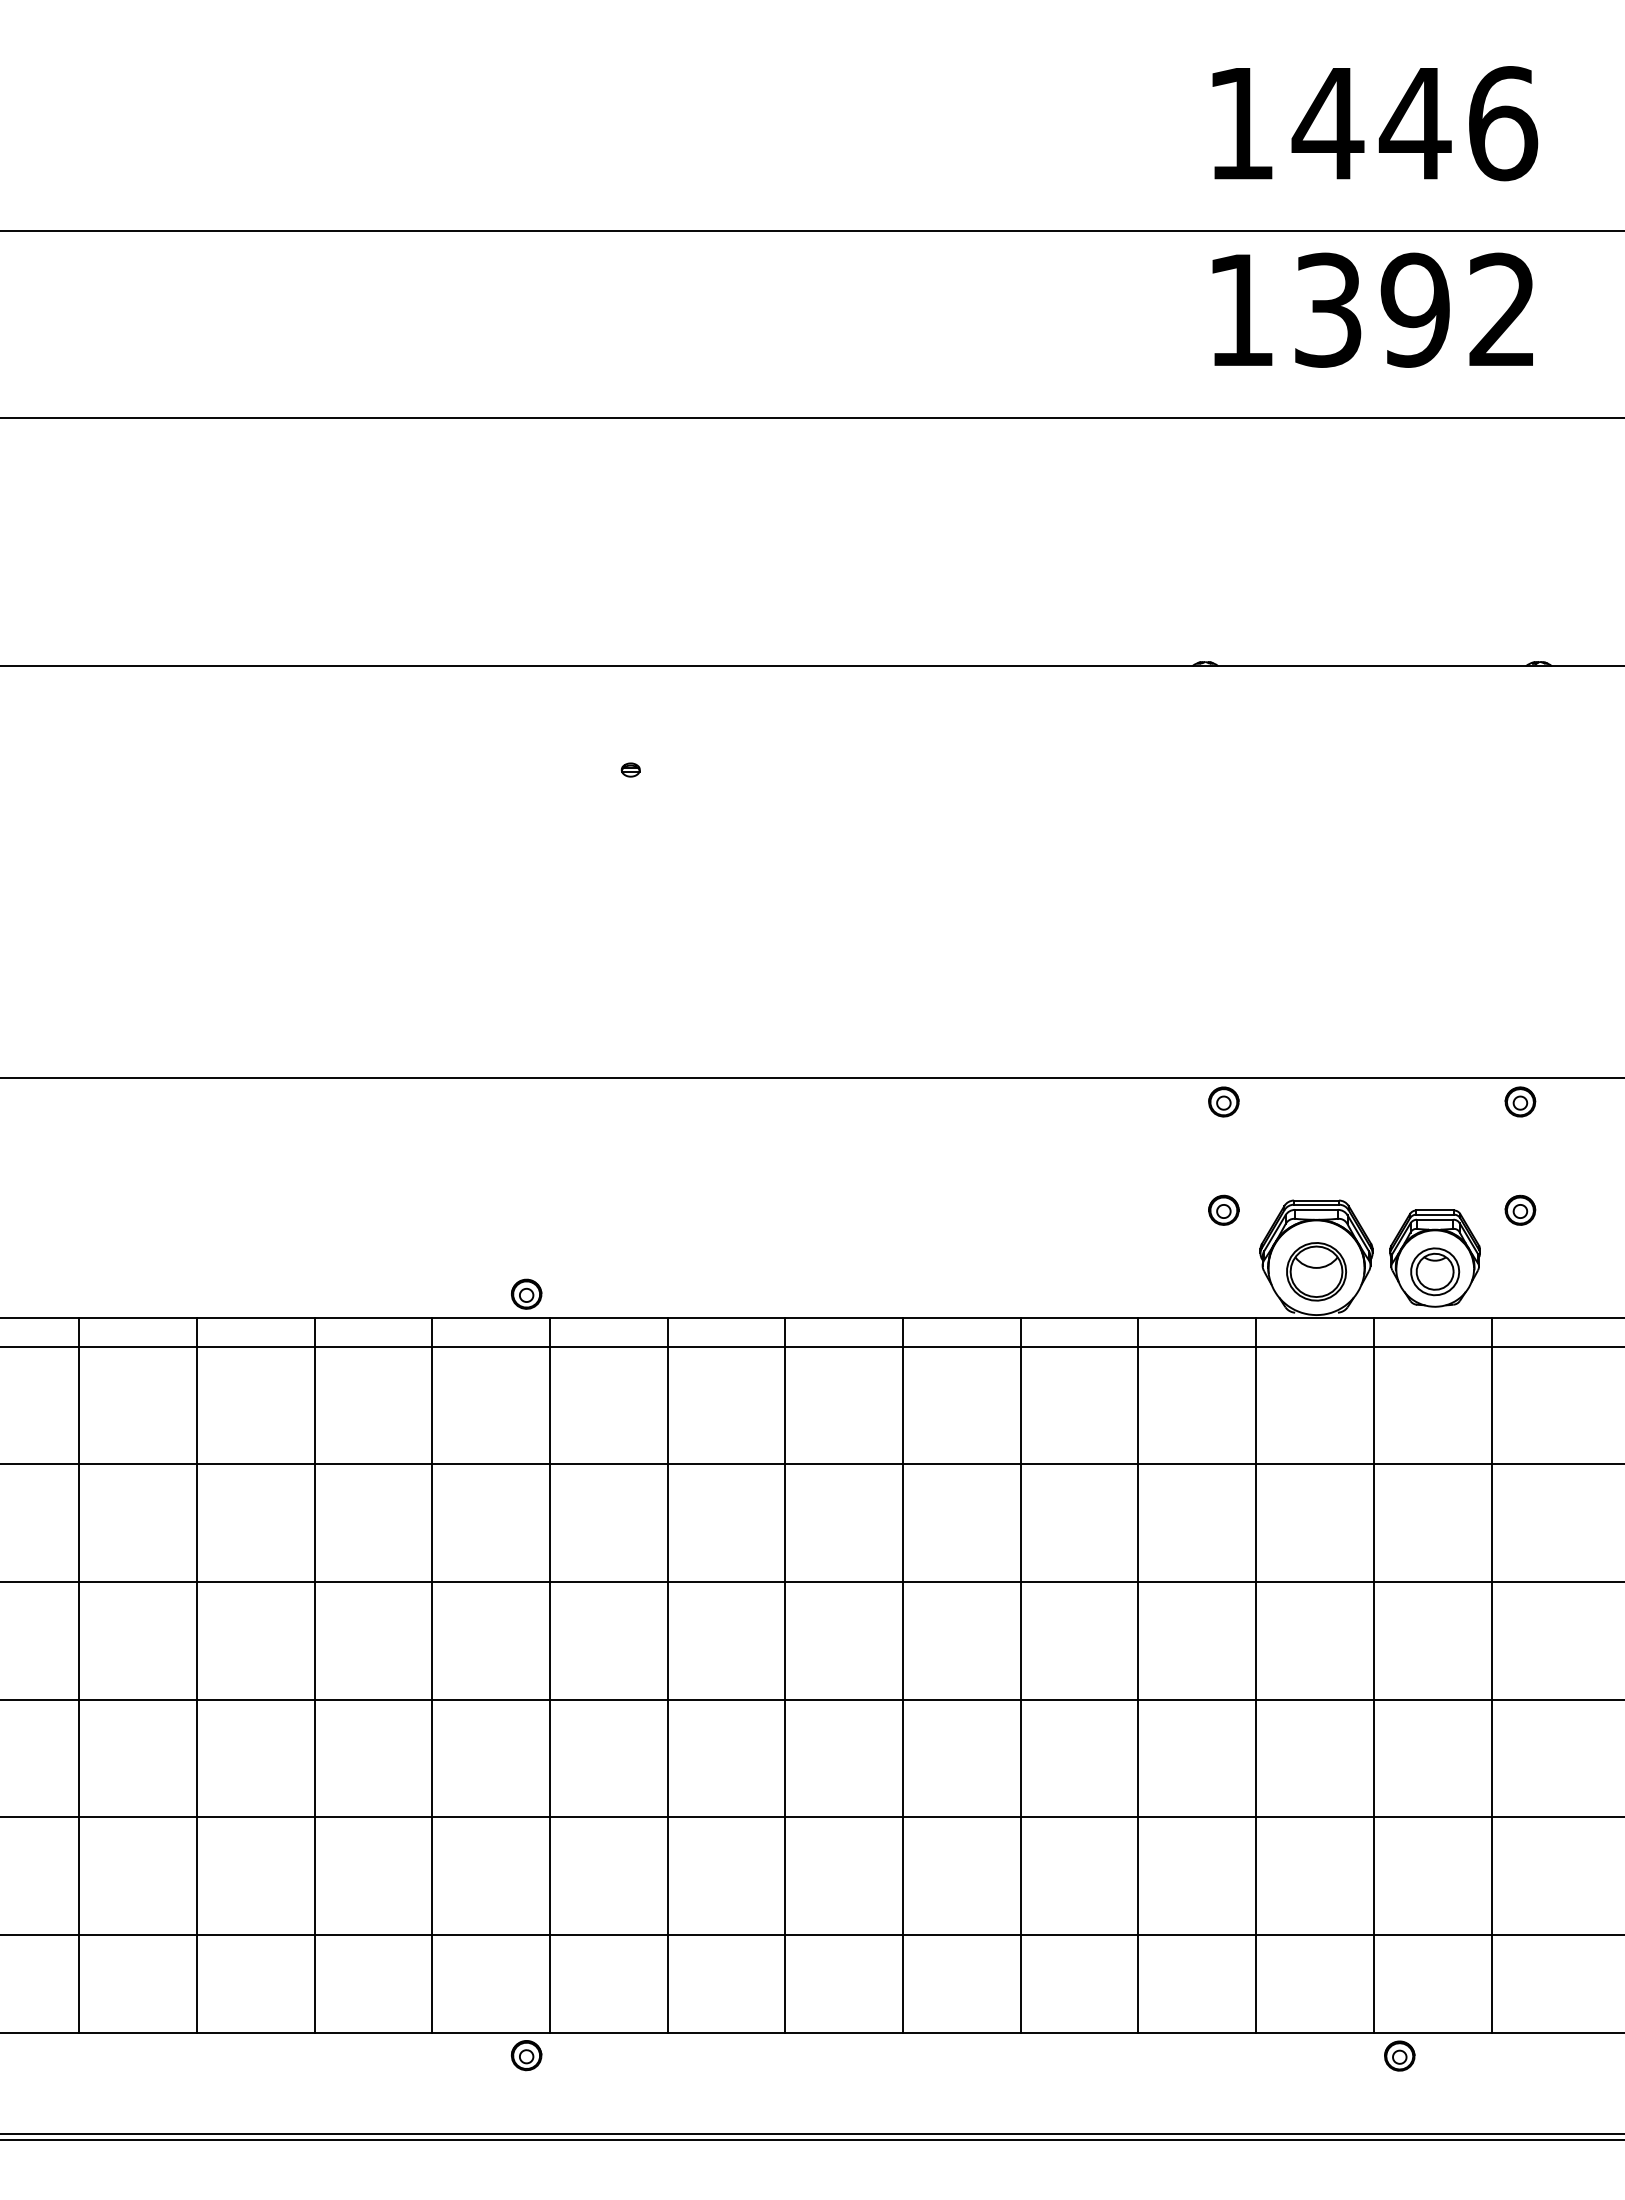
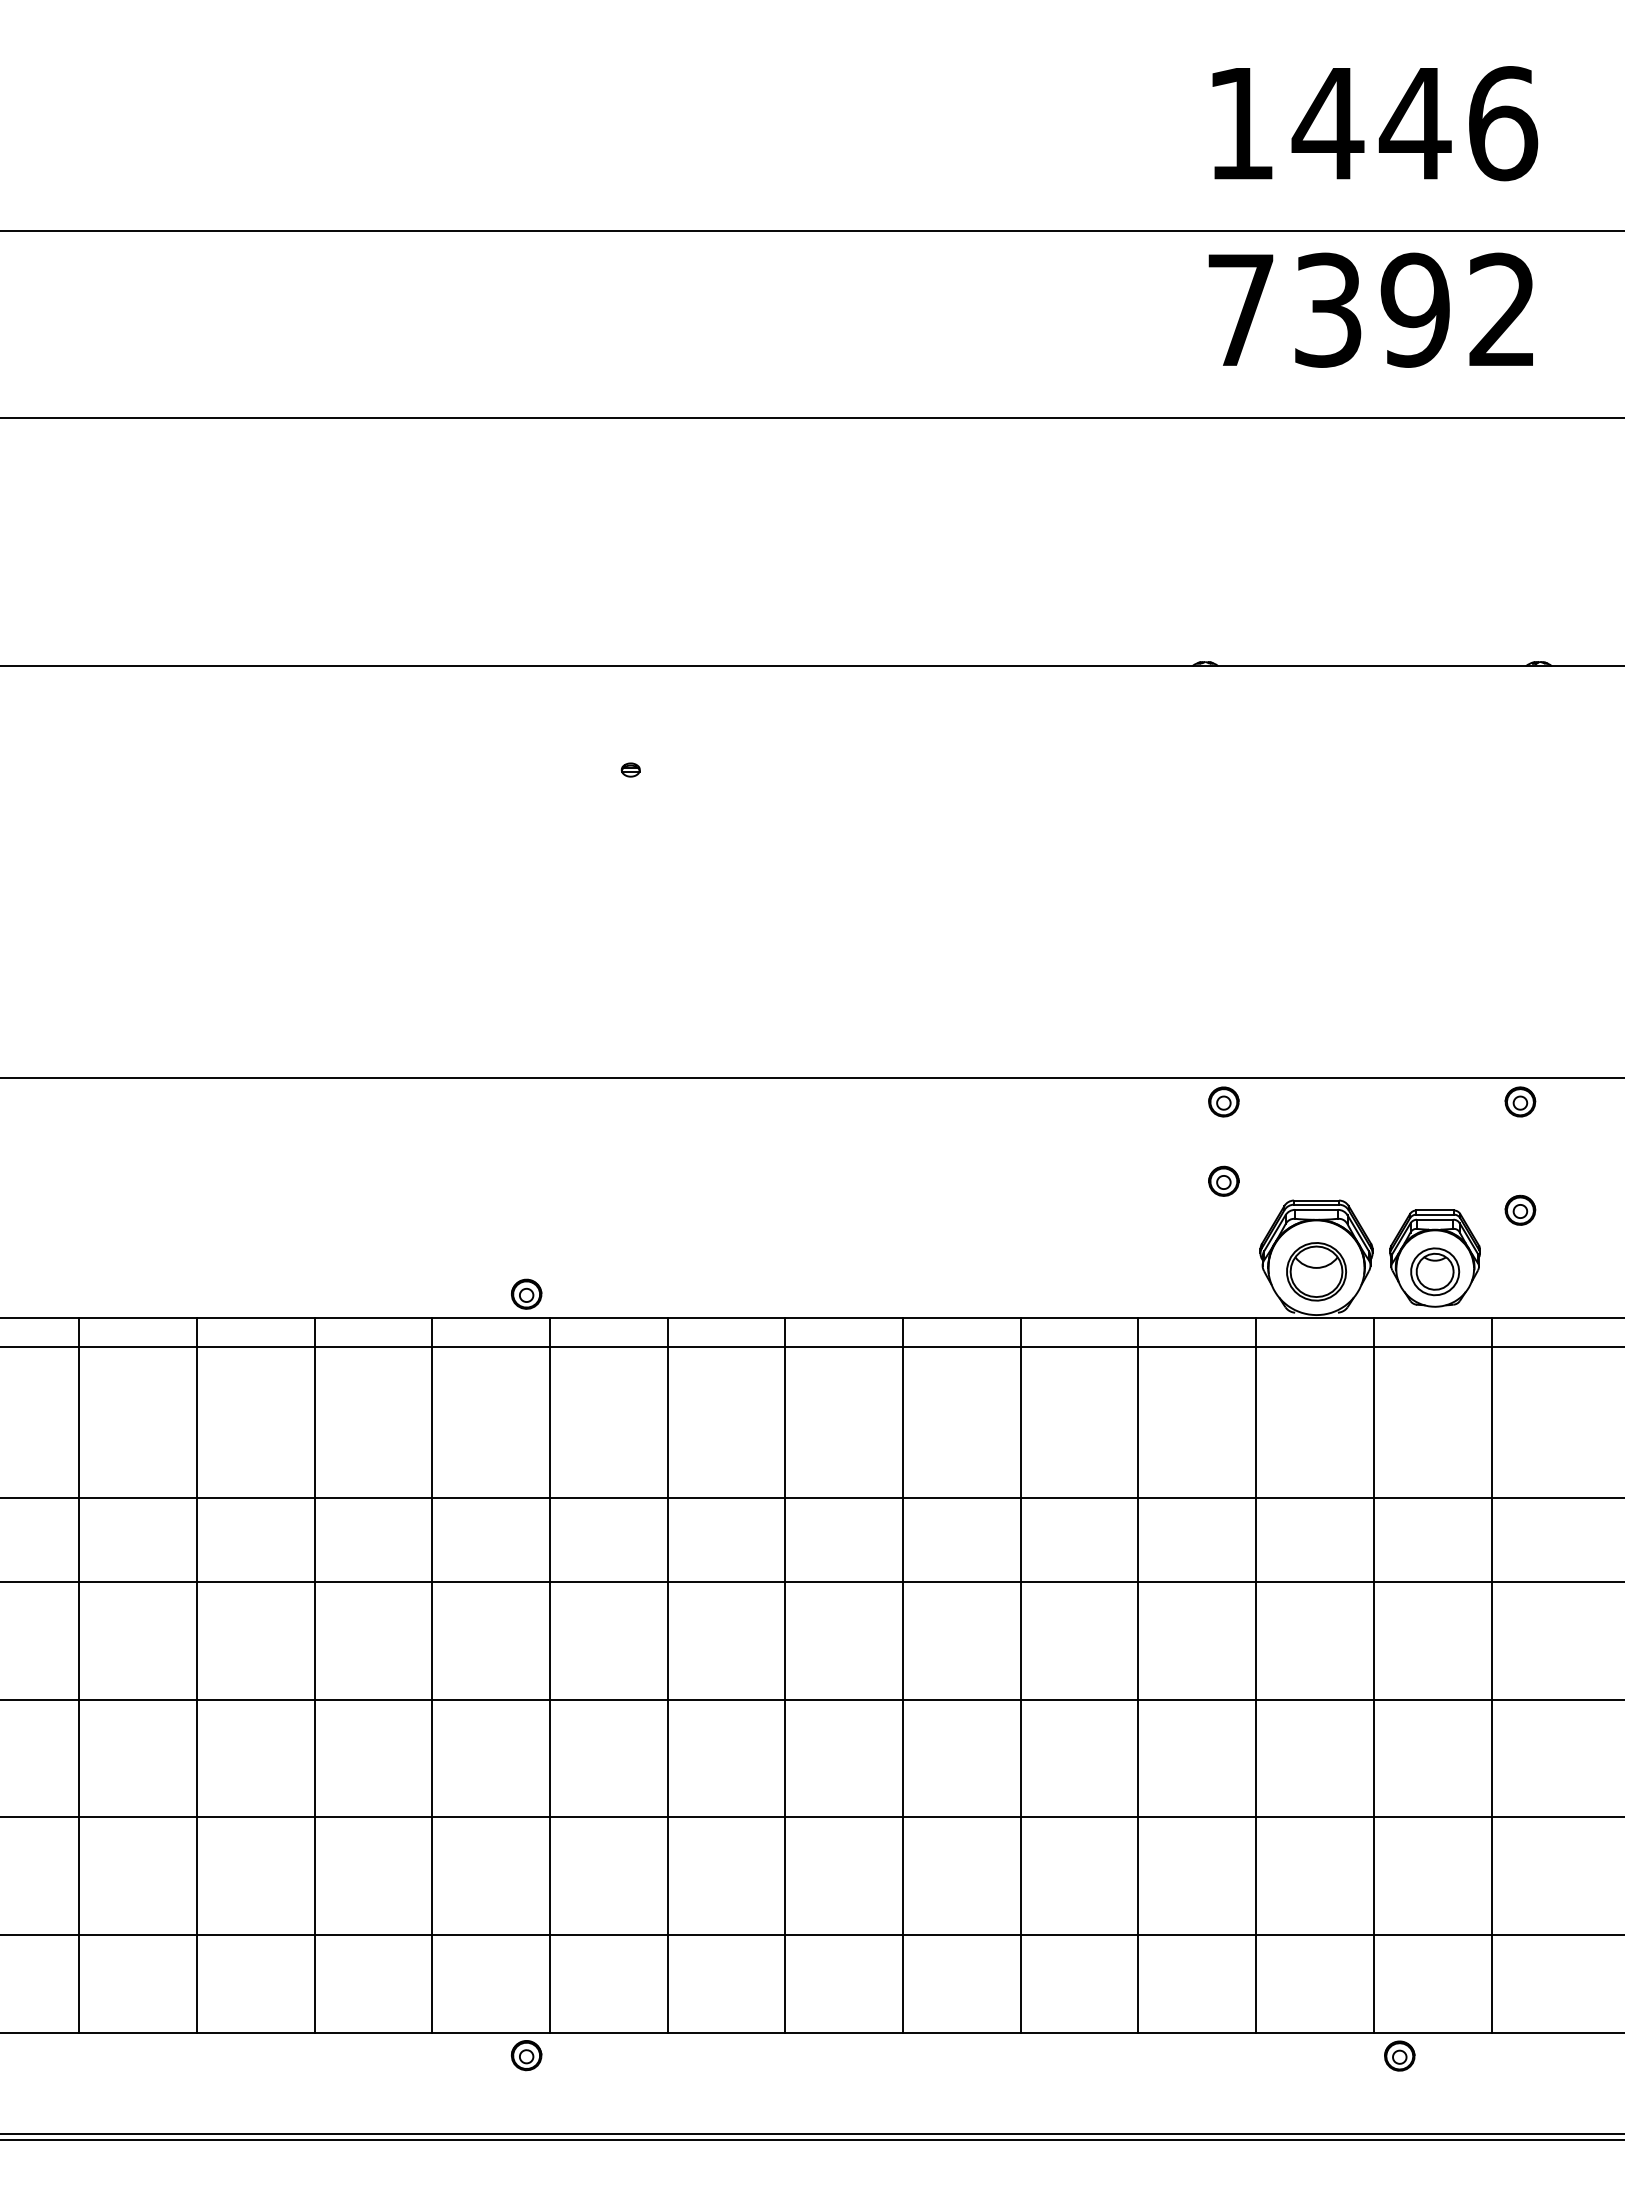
text: 1392 -> 7392 (1240, 309)
part position: (1223, 1209) -> (1223, 1180) (1223, 1180)
line position: (811, 1464) -> (811, 1498) (811, 1498)
